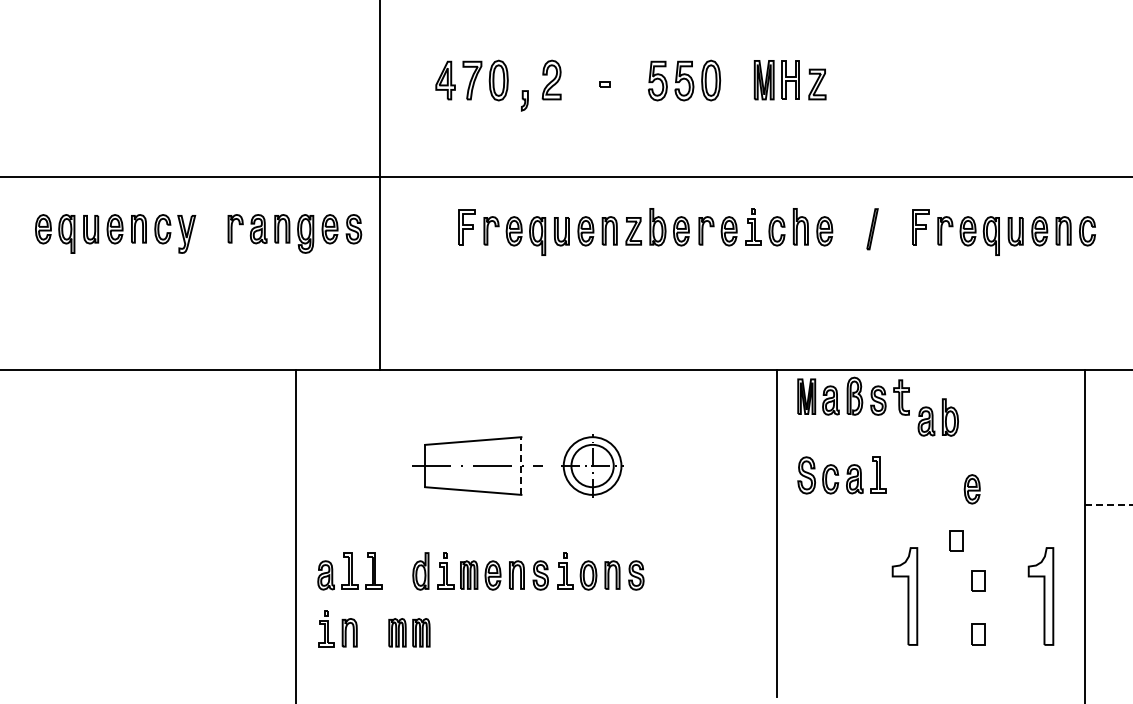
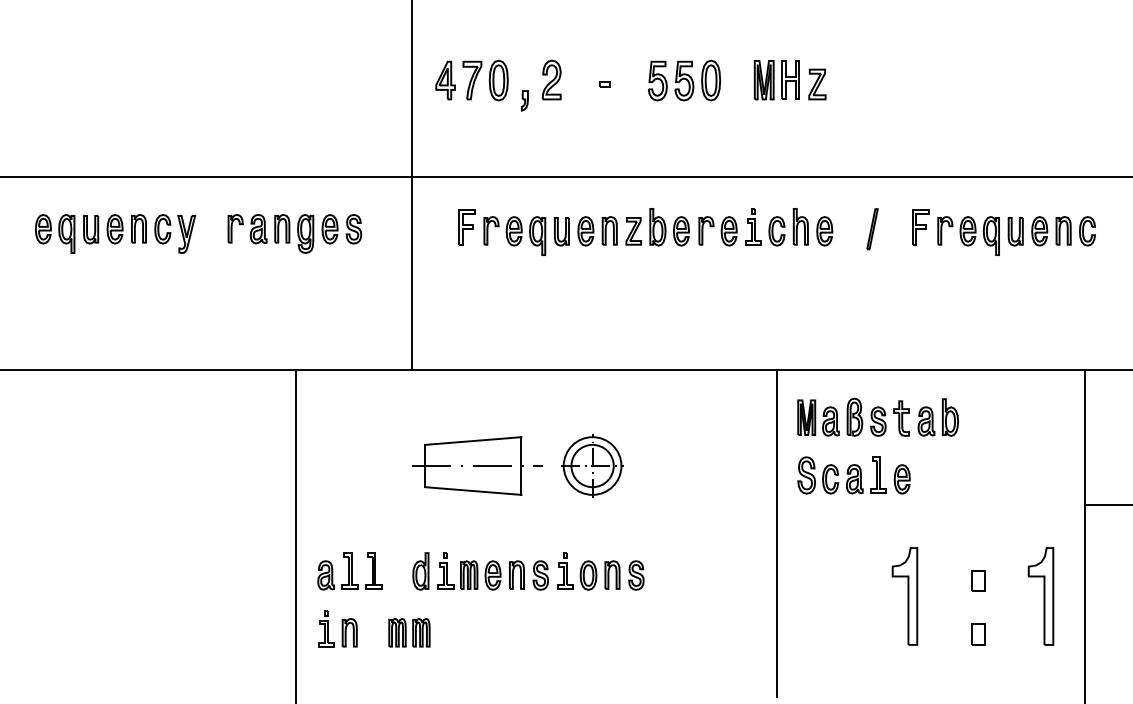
line position: (379, 185) -> (411, 185) (411, 185)
part position: (853, 395) -> (853, 416) (853, 416)
line: dashed -> solid (521, 466)
part position: (971, 489) -> (901, 479) (901, 479)
line: dashed -> solid (1109, 504)
part: present -> none (956, 540)
